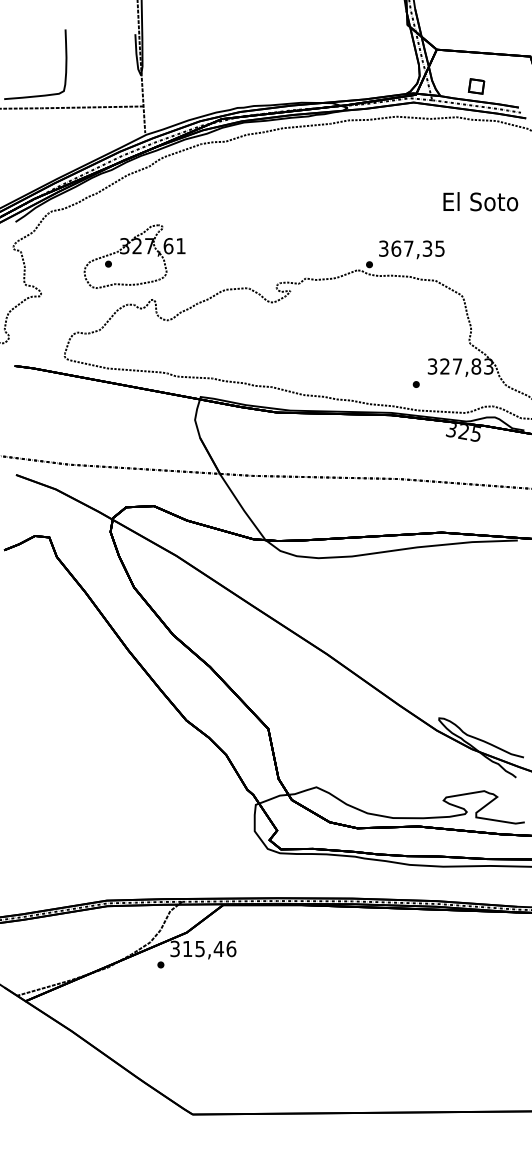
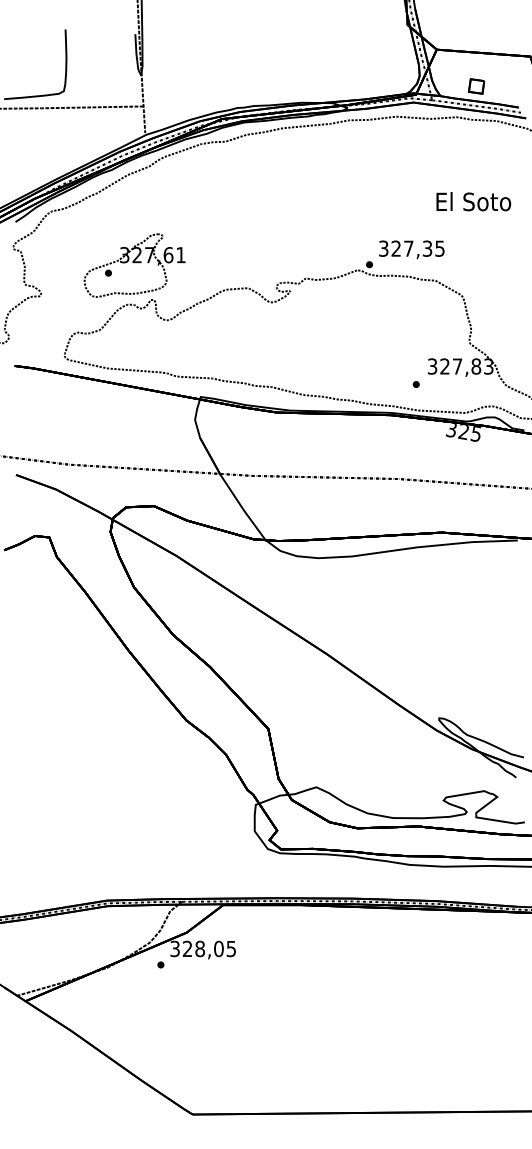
text position: (480, 201) -> (473, 201) (473, 201)
text: 367,35 -> 327,35 (396, 248)
part position: (134, 256) -> (134, 265) (134, 265)
text: 315,46 -> 328,05 (209, 948)
